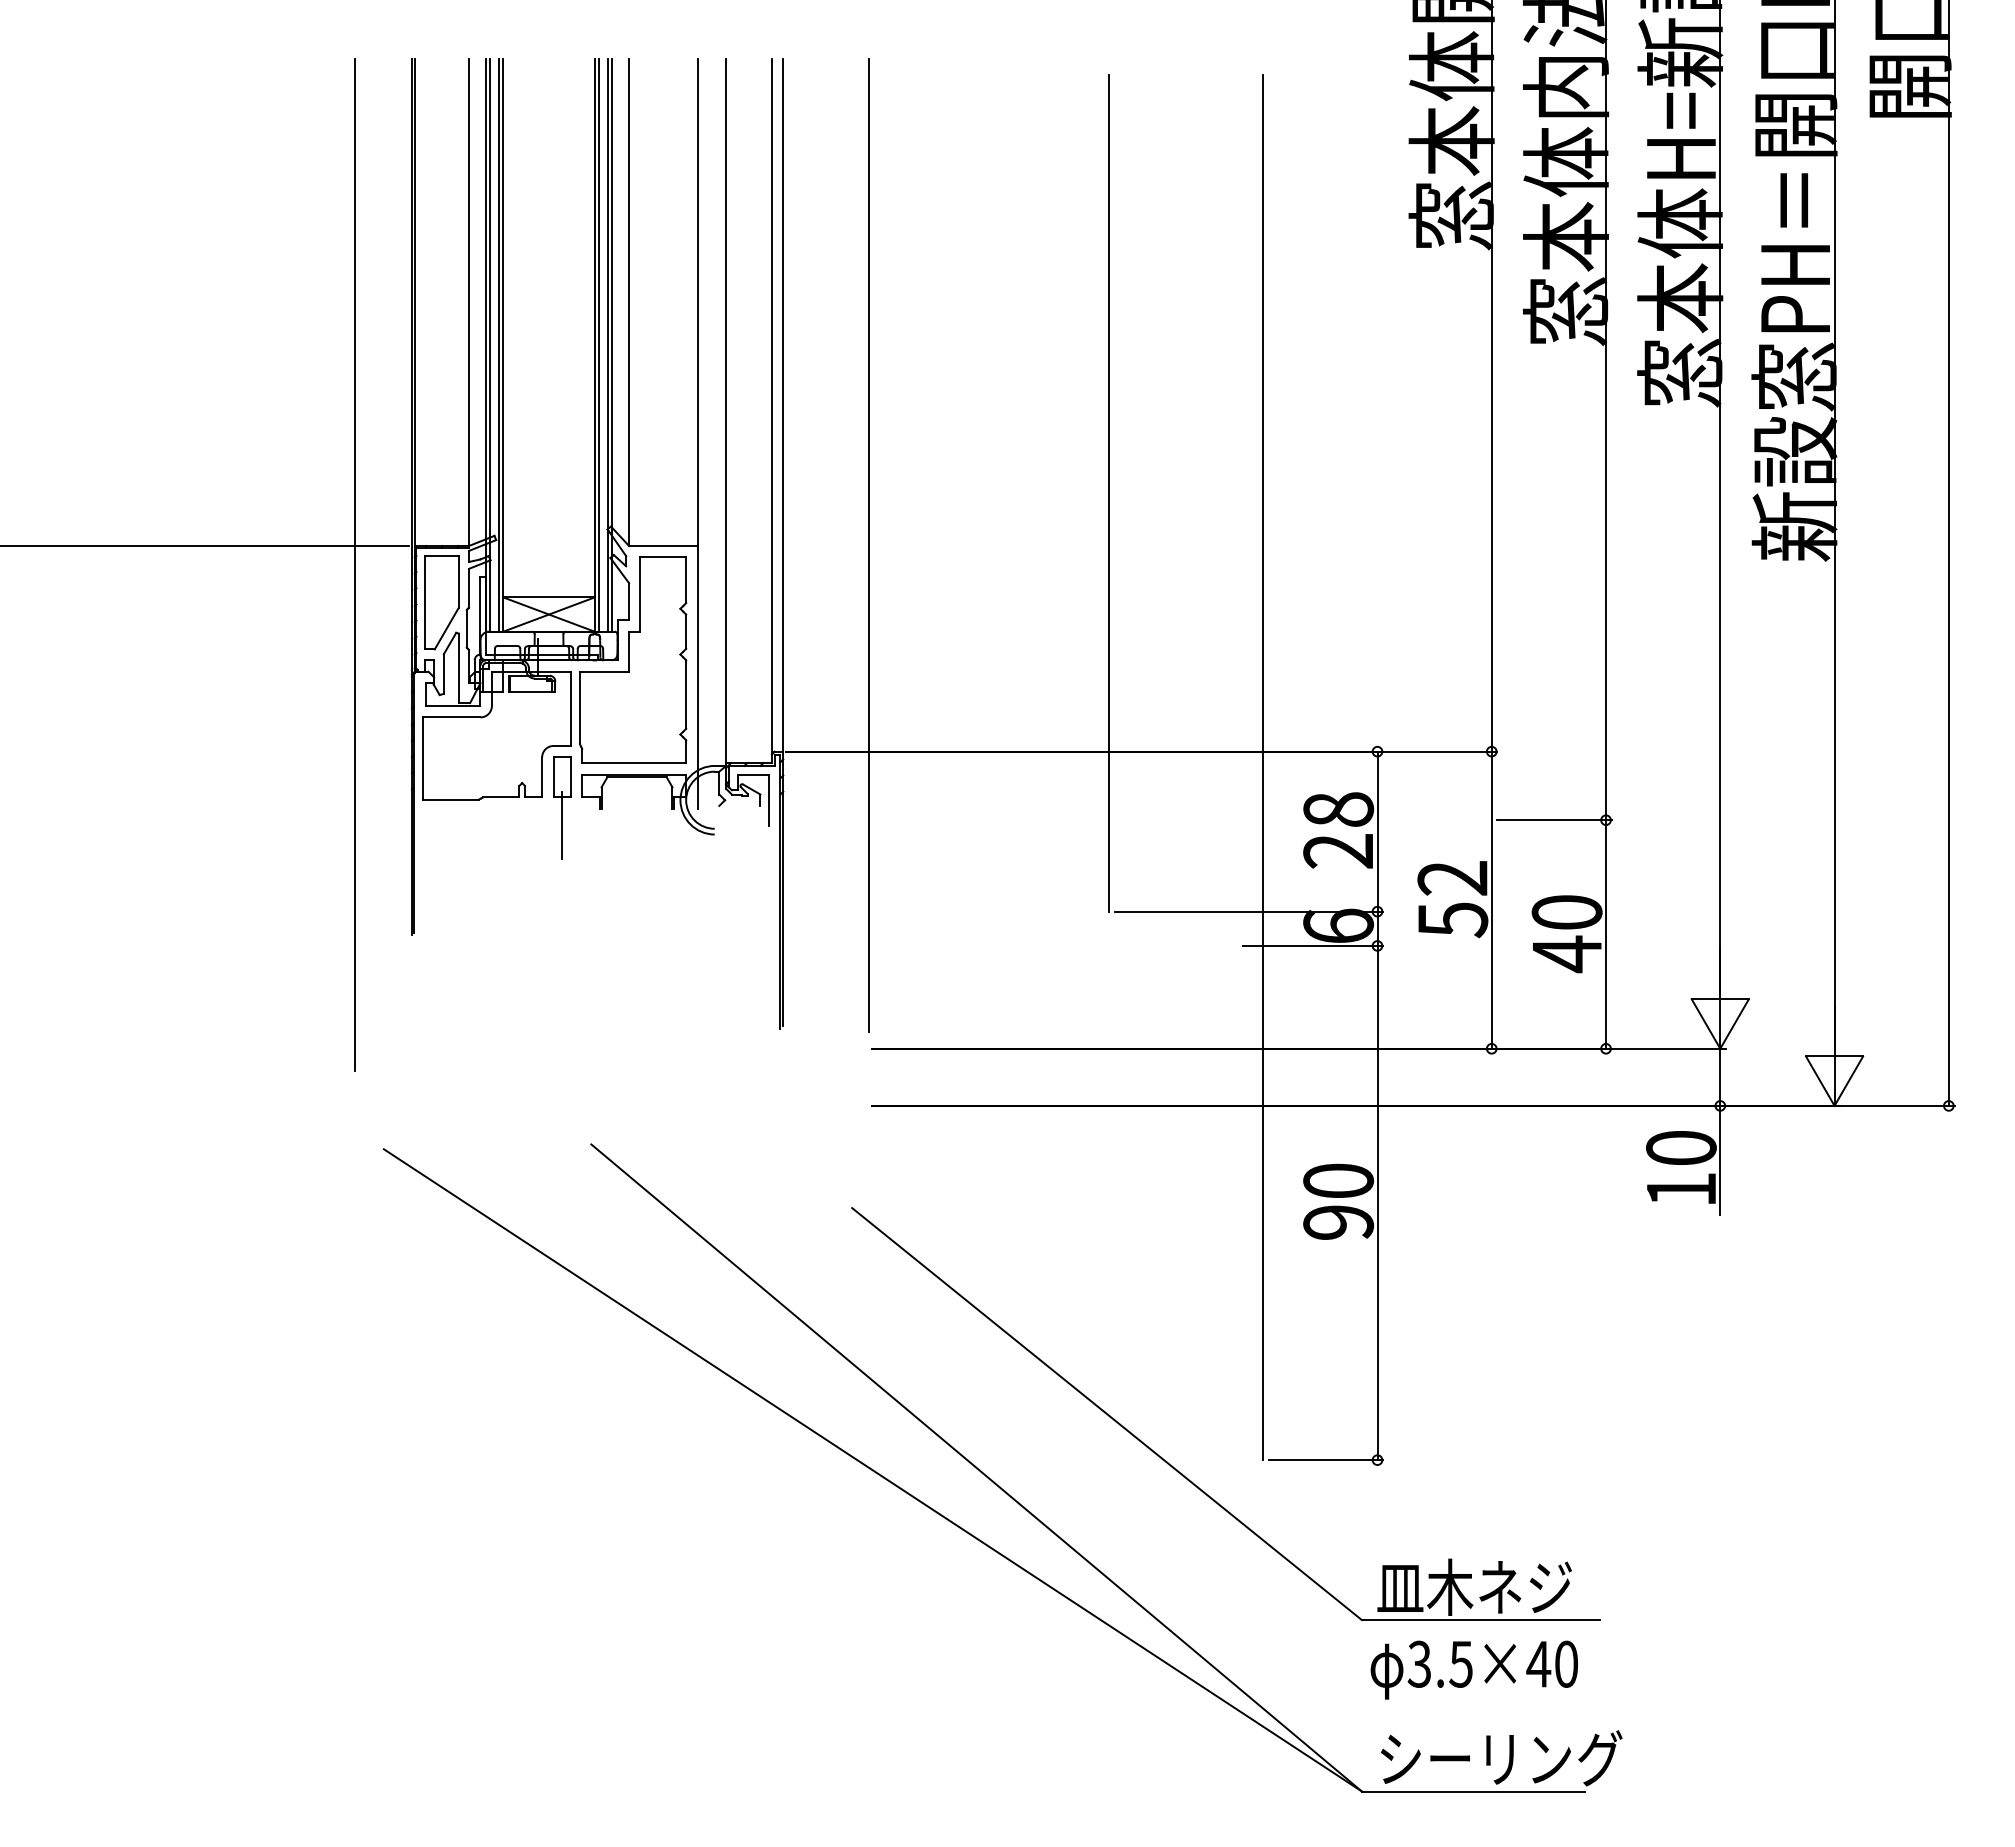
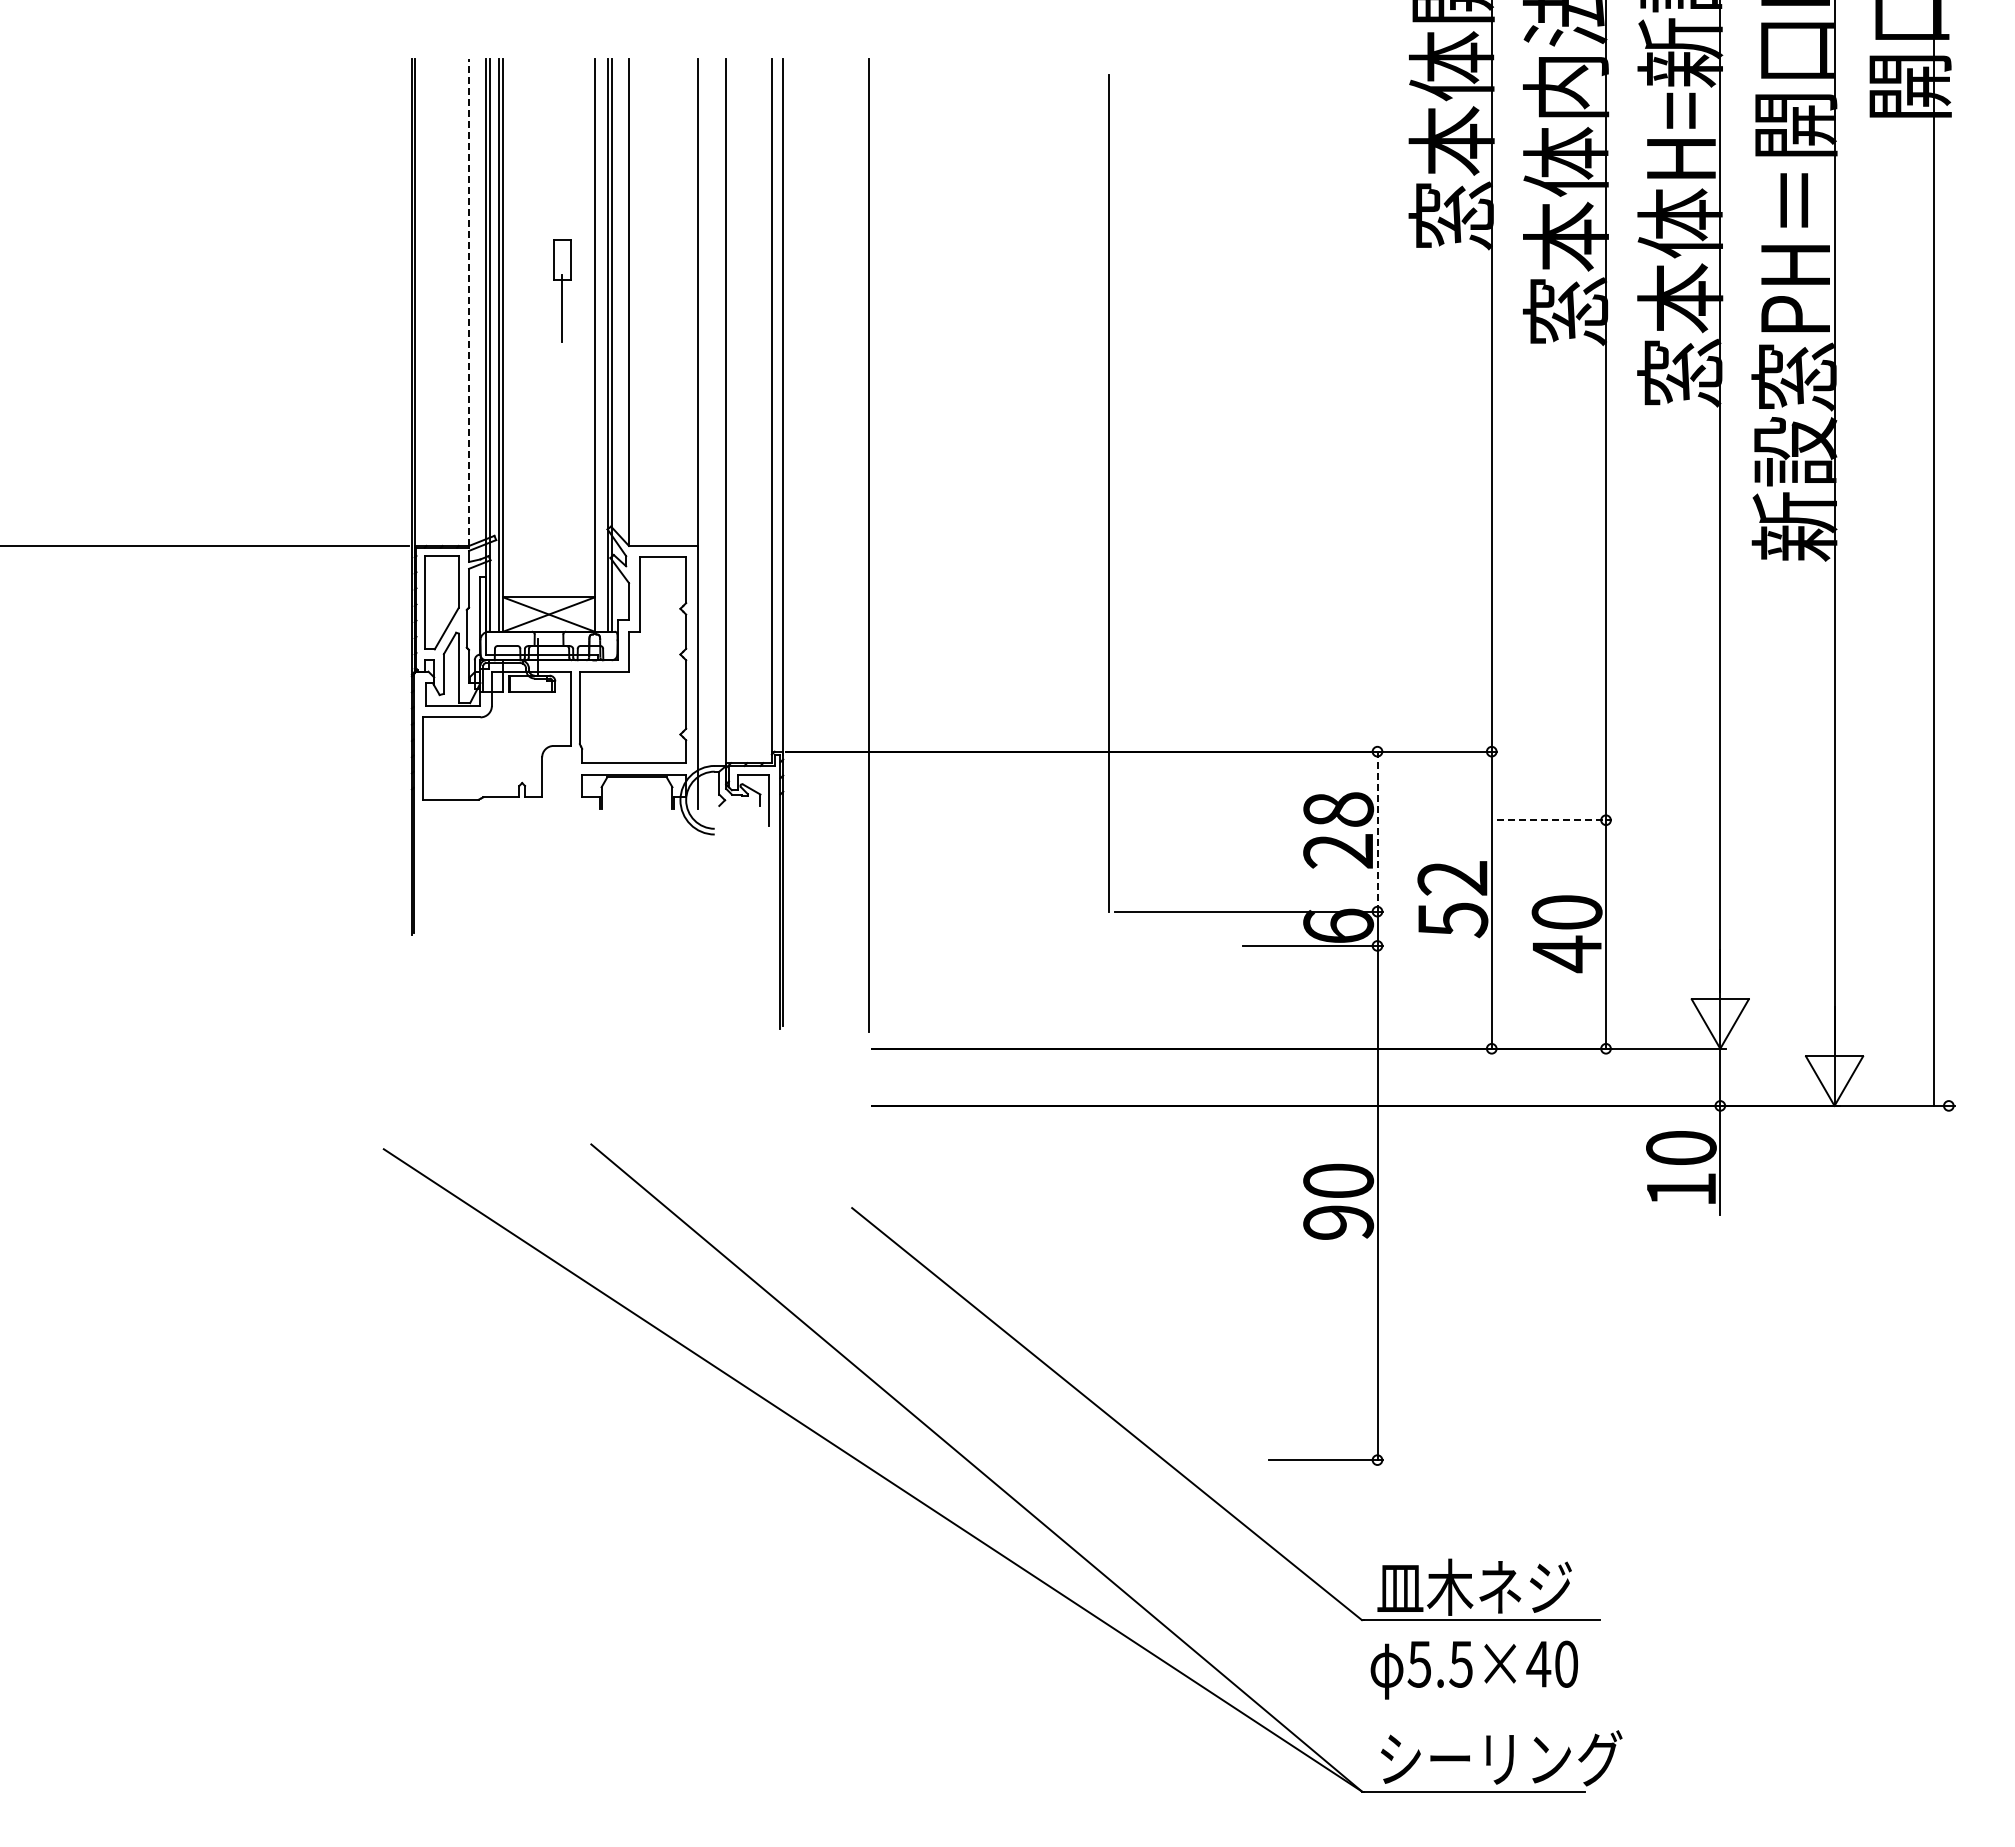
line: solid -> dashed (469, 302)
line: present -> none (598, 345)
line position: (1948, 553) -> (1933, 553) (1933, 553)
line: present -> none (354, 565)
line: present -> none (1263, 767)
part position: (562, 807) -> (562, 290) (562, 290)
line: solid -> dashed (1555, 820)
line: solid -> dashed (1377, 831)
text: 3.5×40 -> 5.5×40 (1418, 1663)
